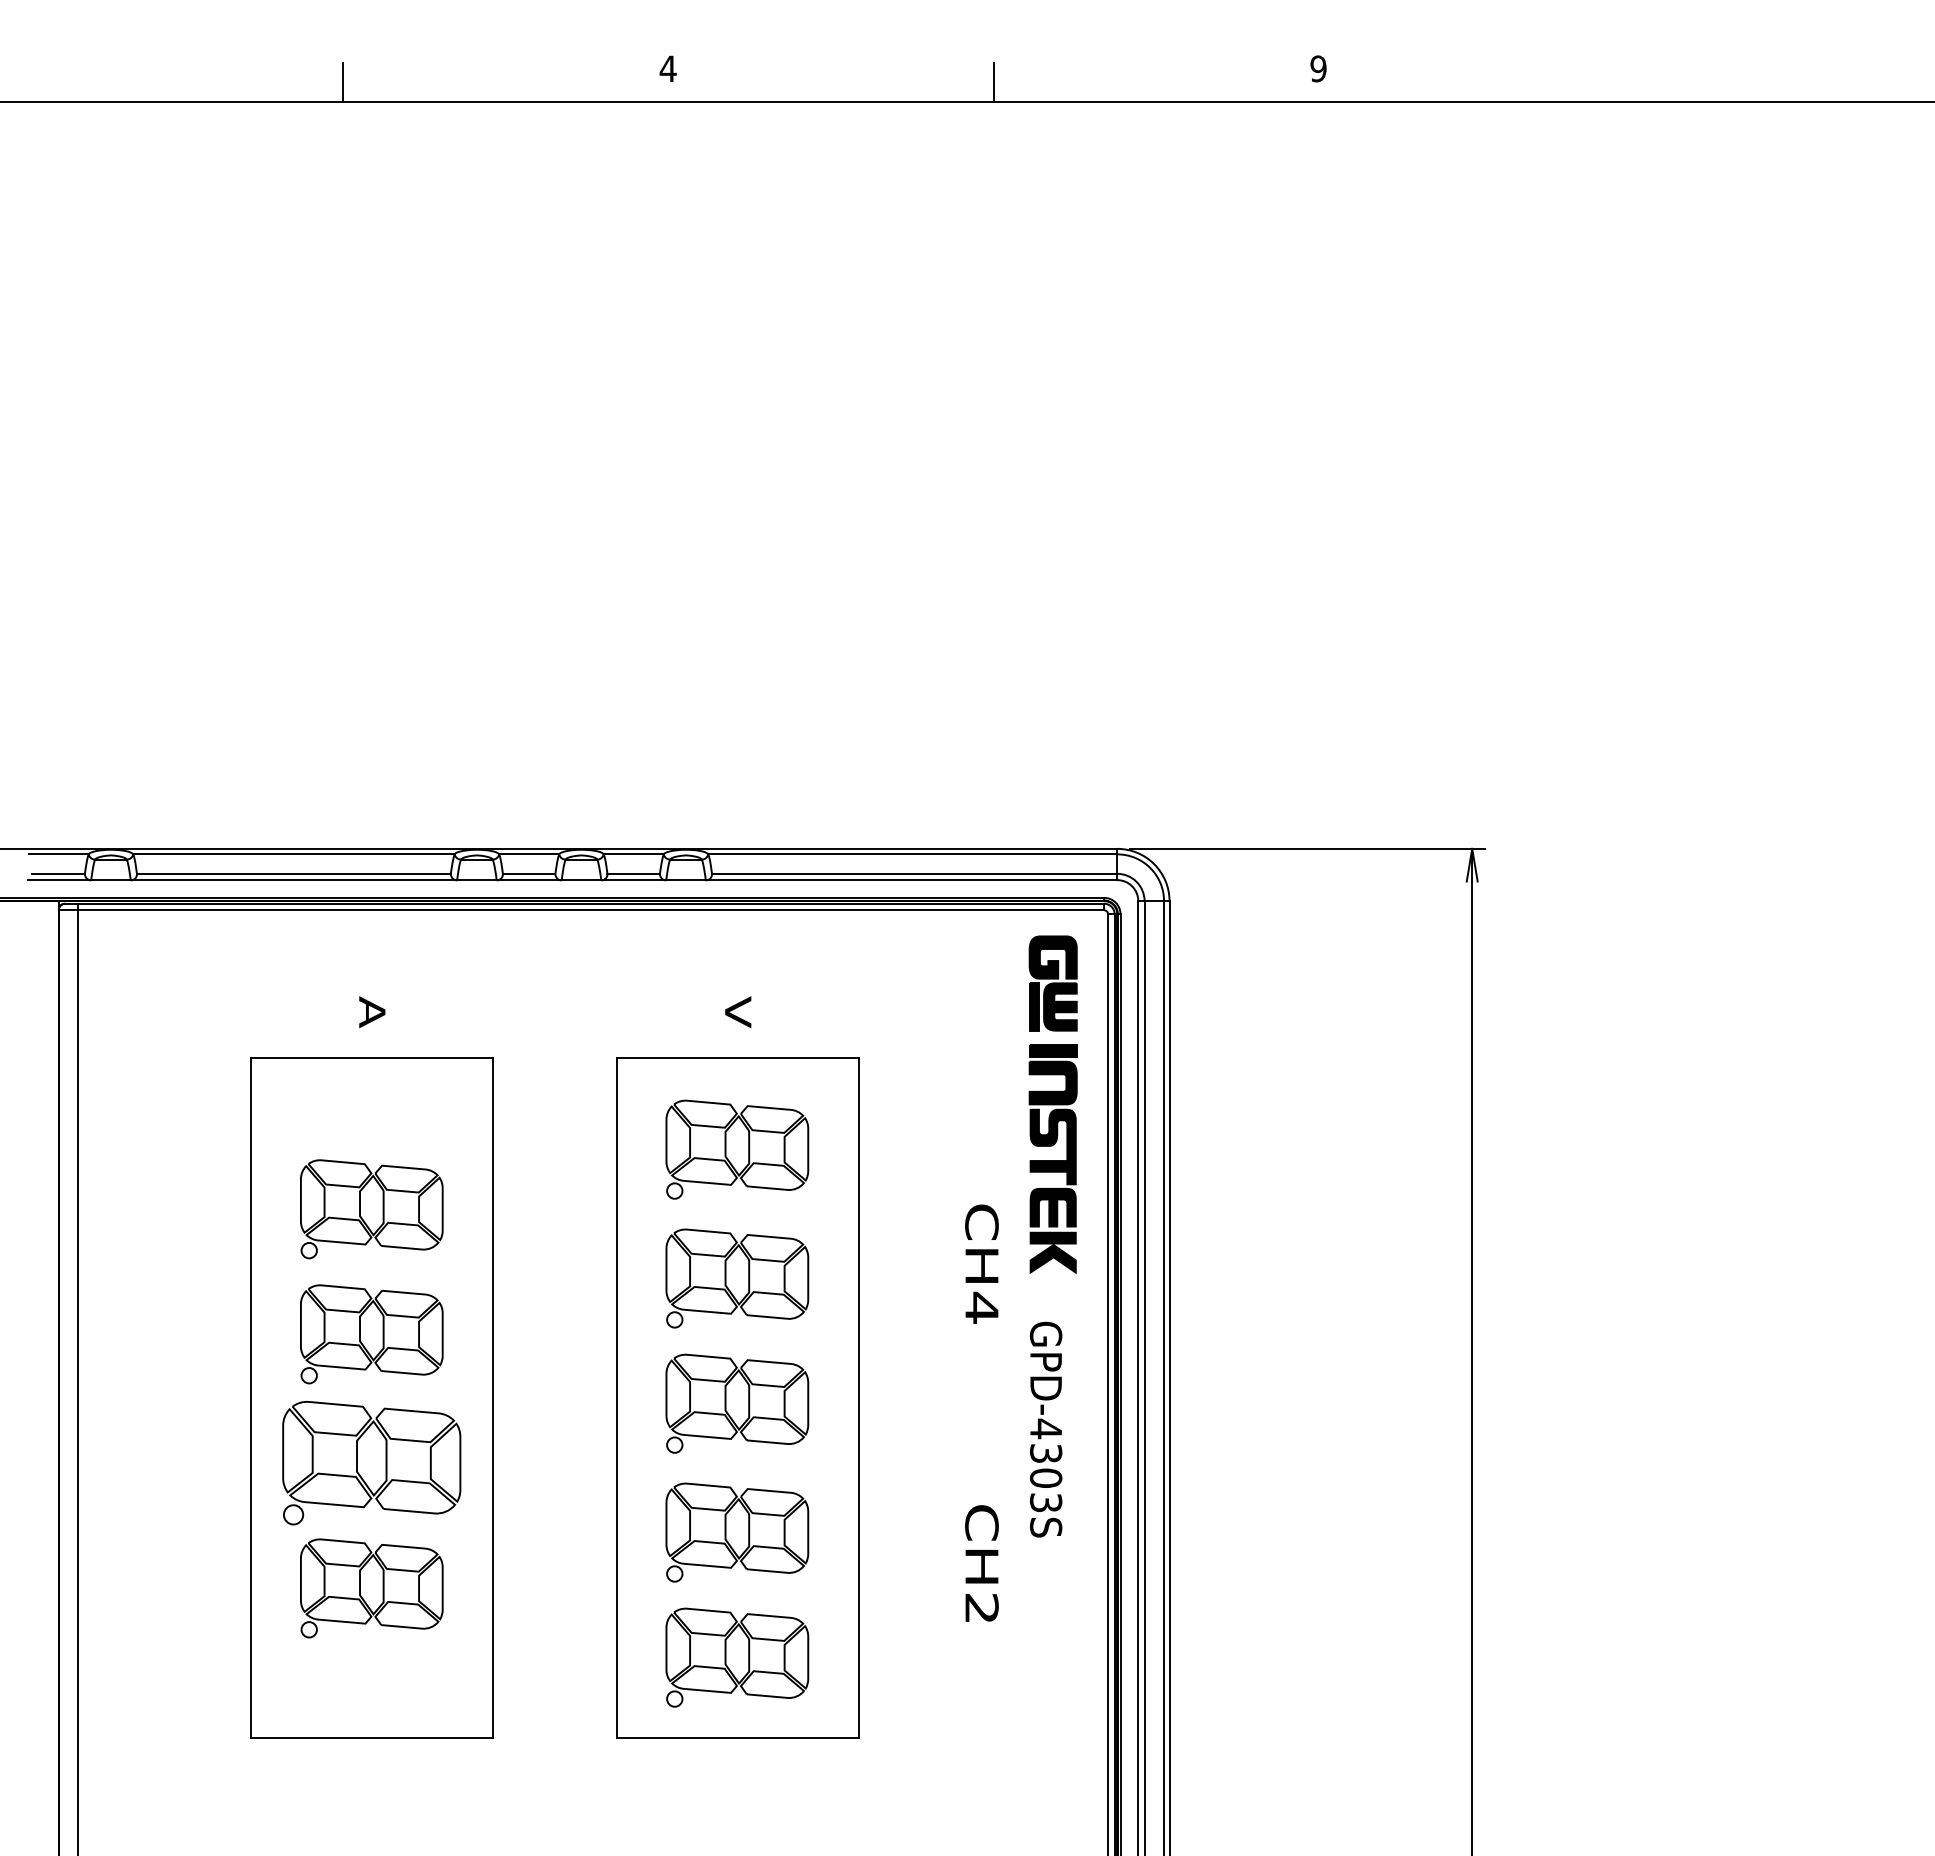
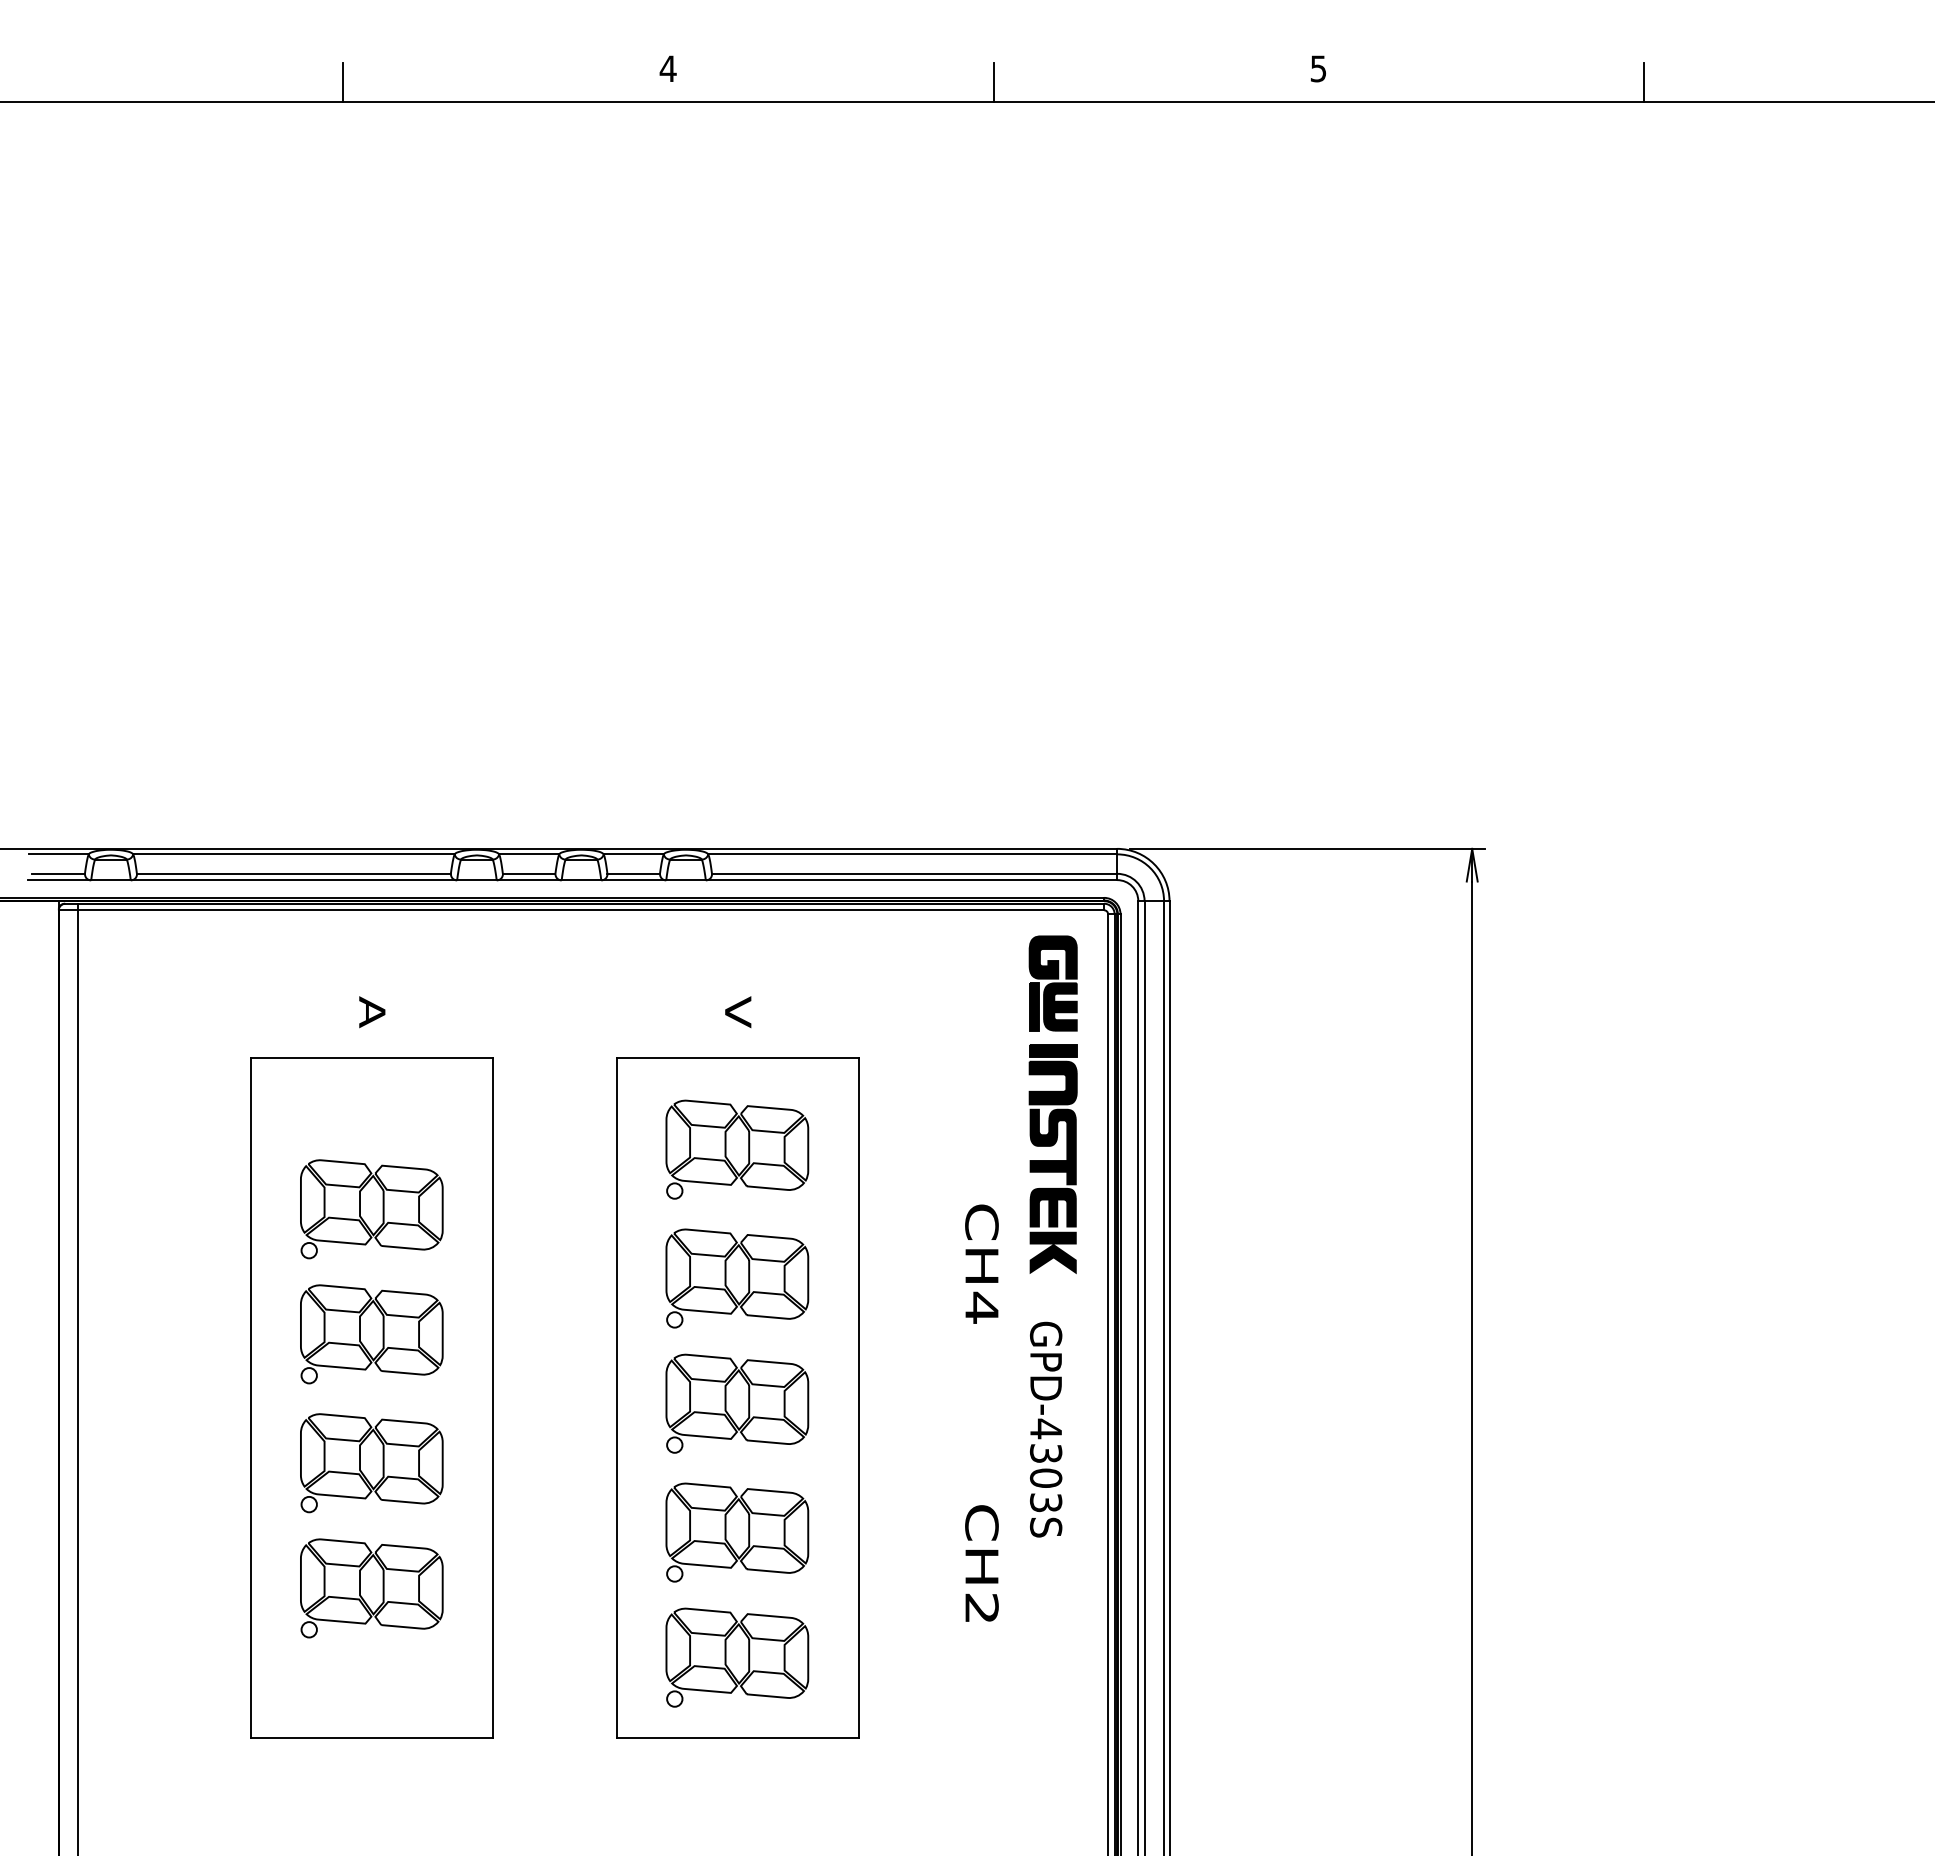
text: 9 -> 5 (1318, 68)
line: none -> present (1643, 82)
part size: 180x126 px -> 144x101 px (371, 1463)
